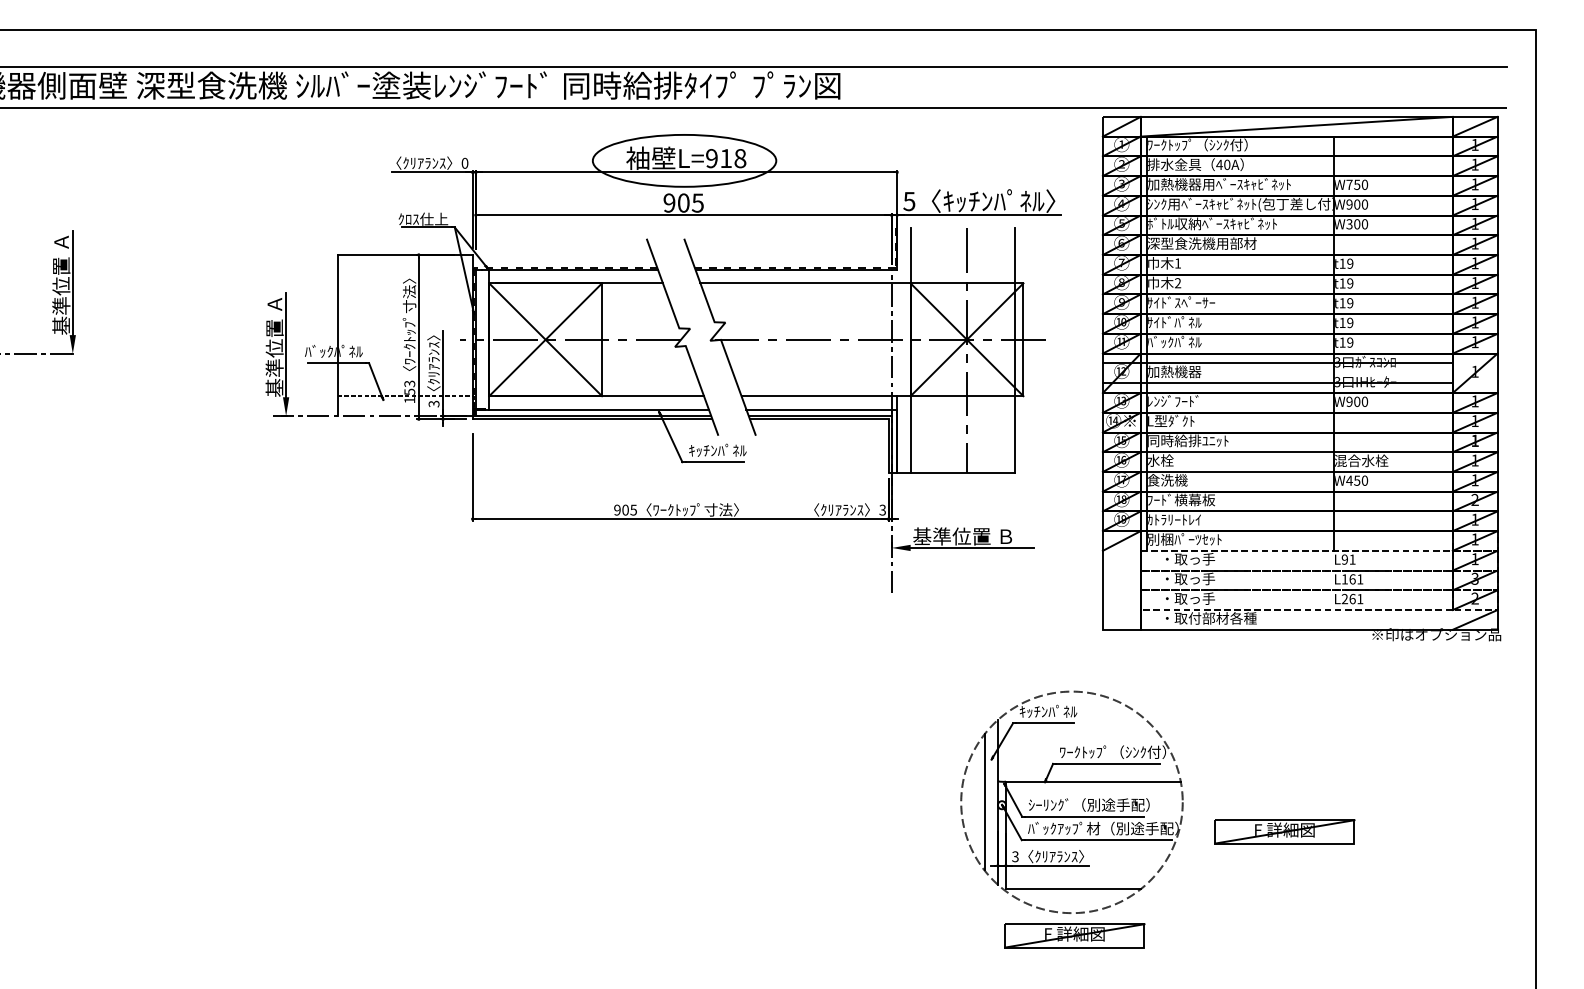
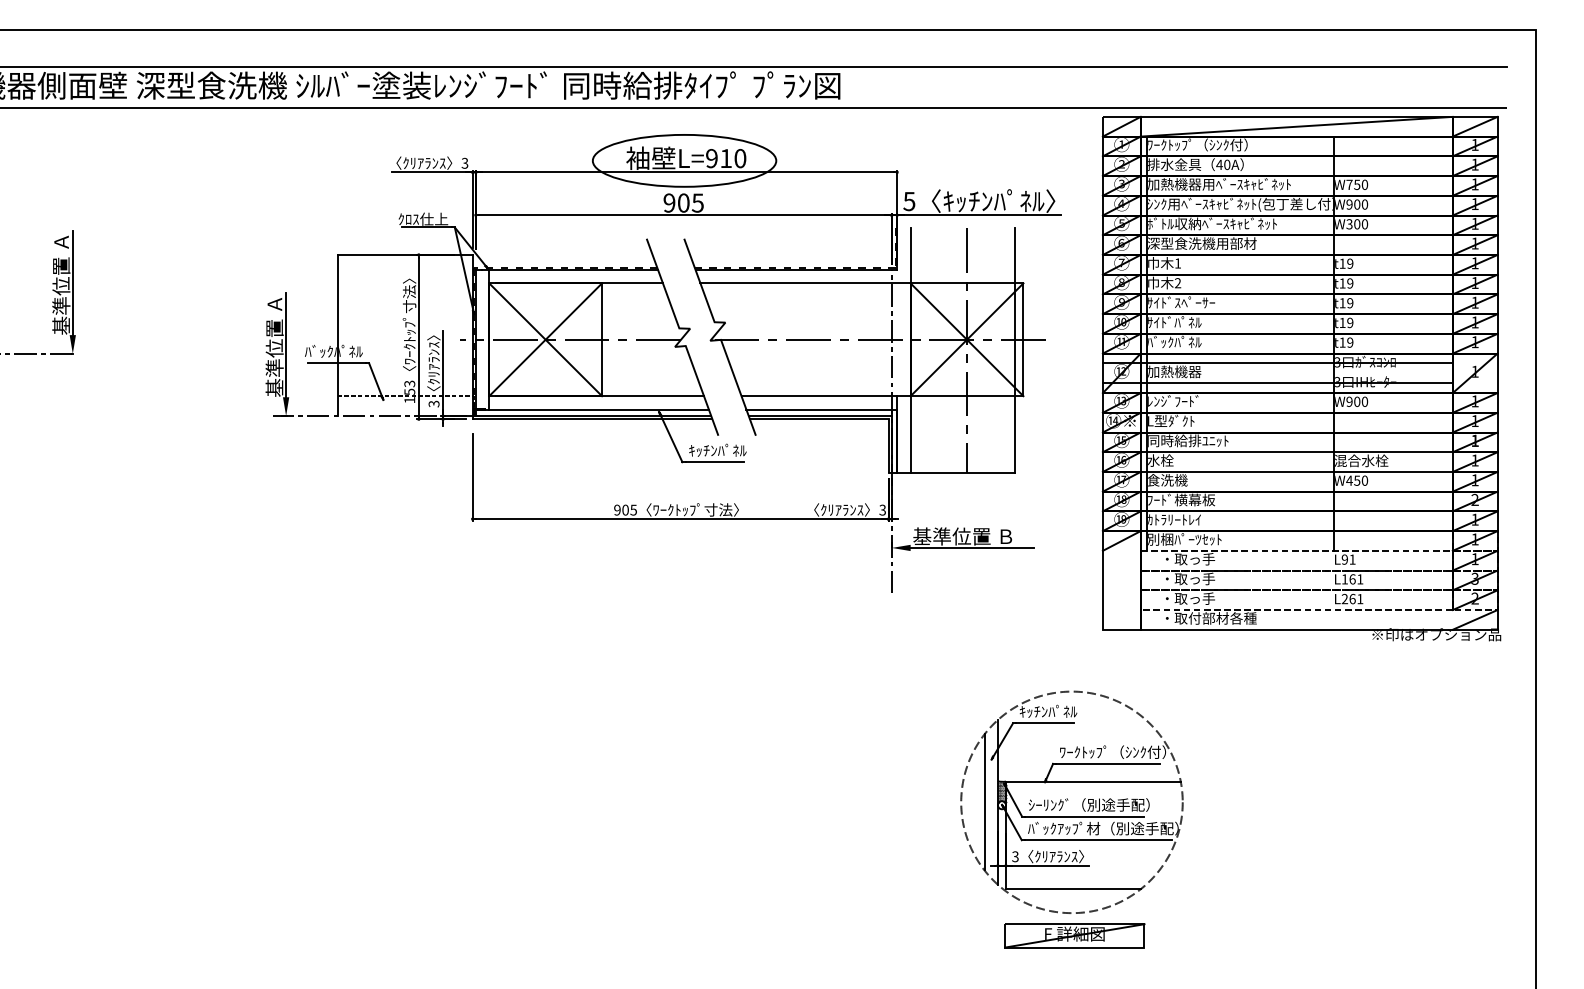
text: L=918 -> L=910 (740, 158)
text: 0 -> 3 (464, 163)
hatch: none -> present (1001, 793)
part: present -> none (1284, 831)
